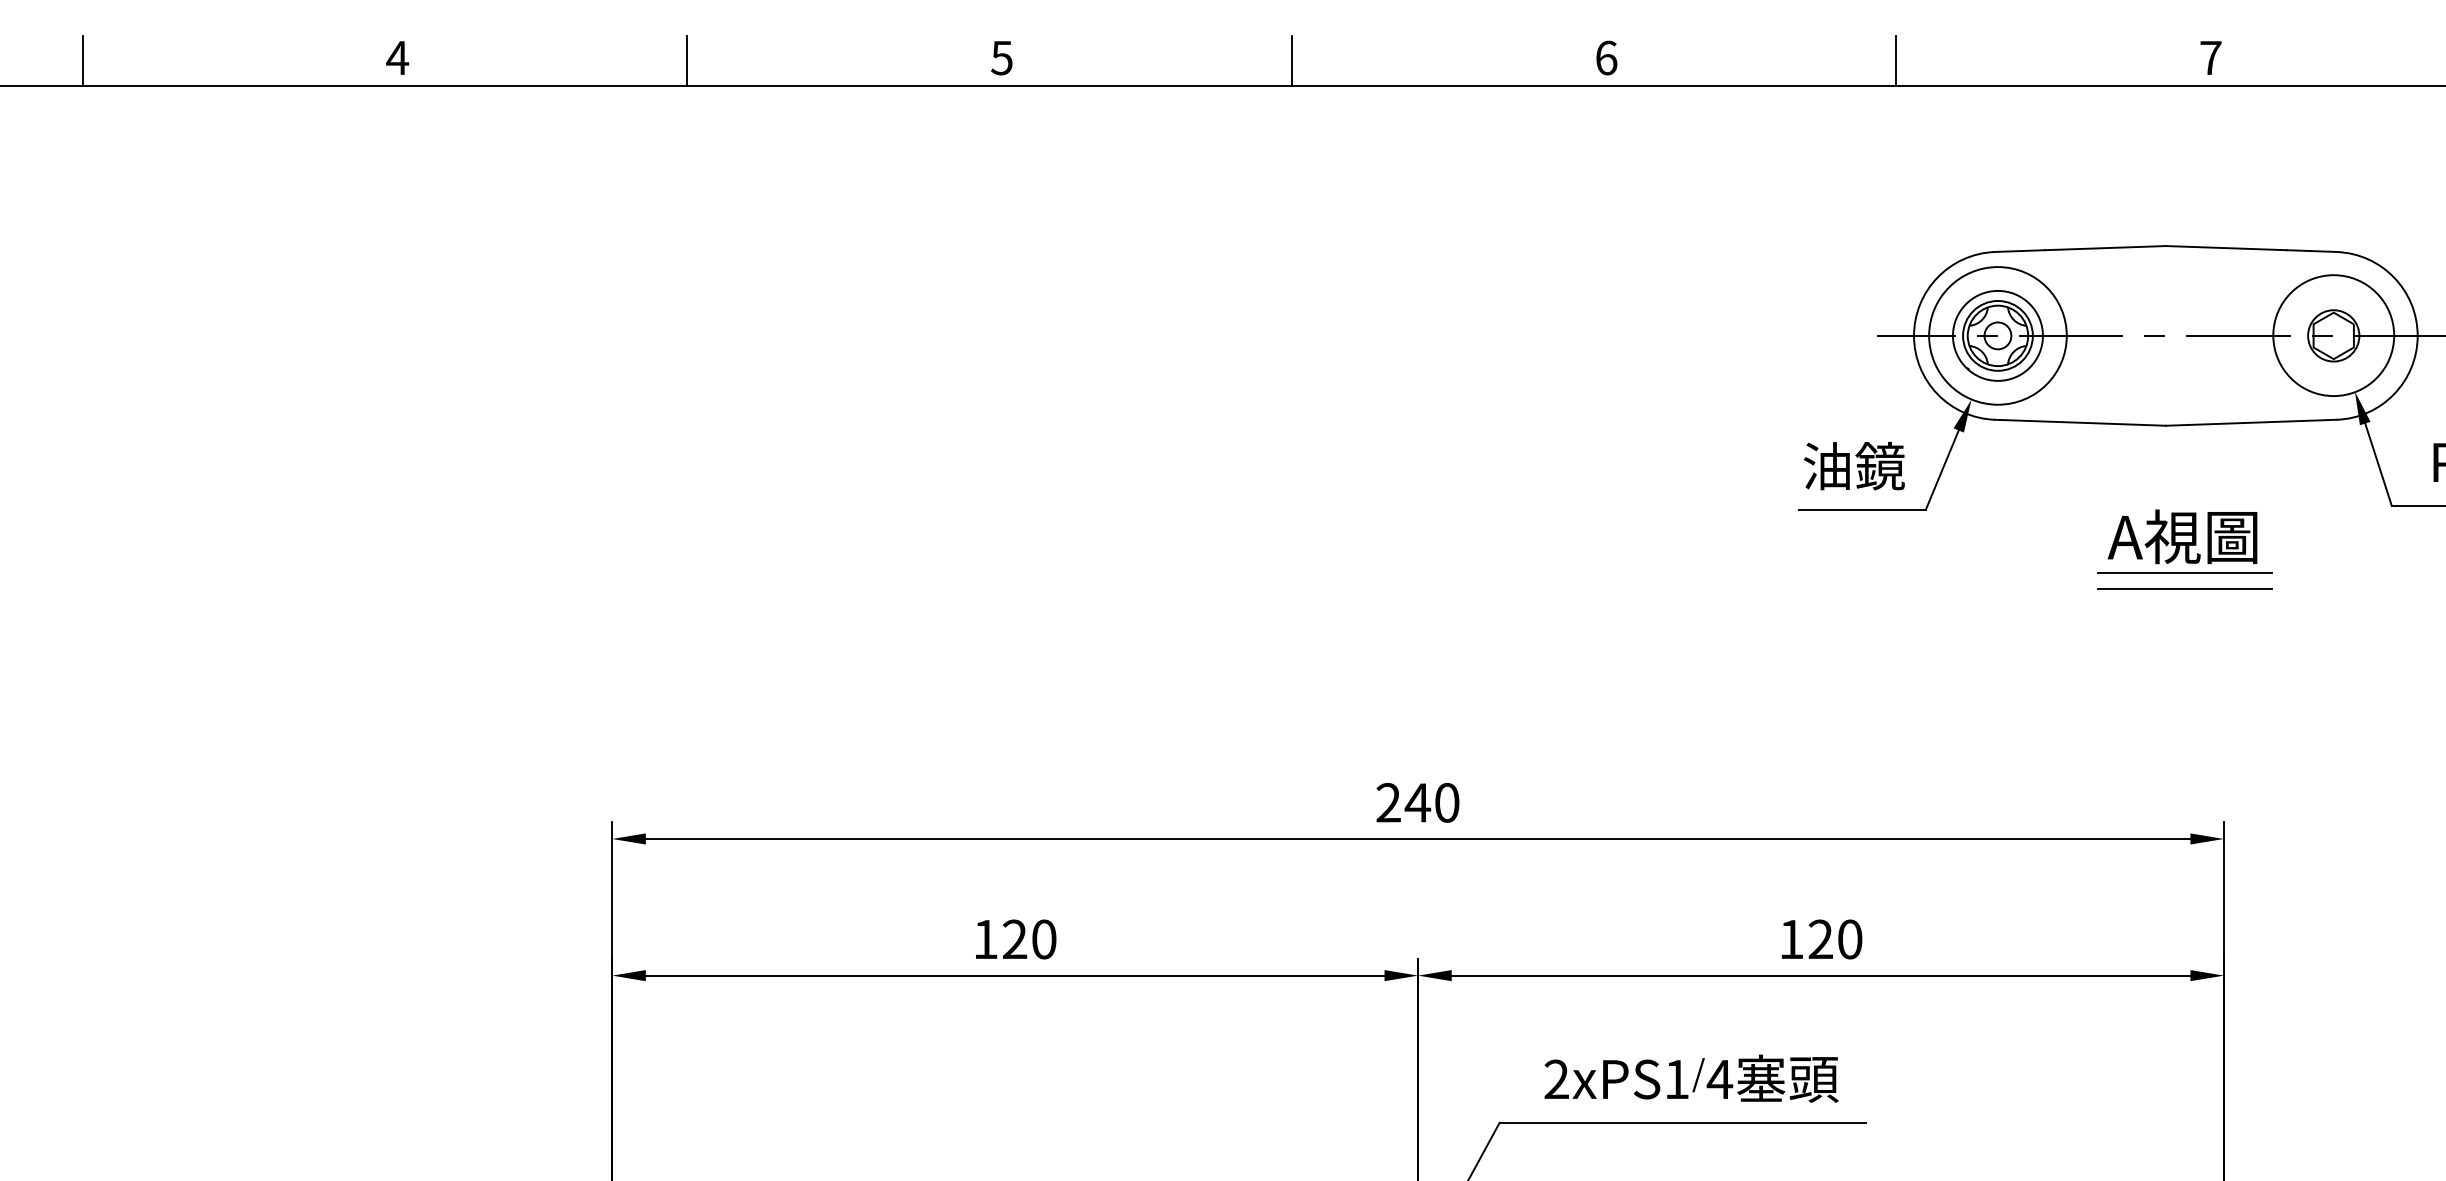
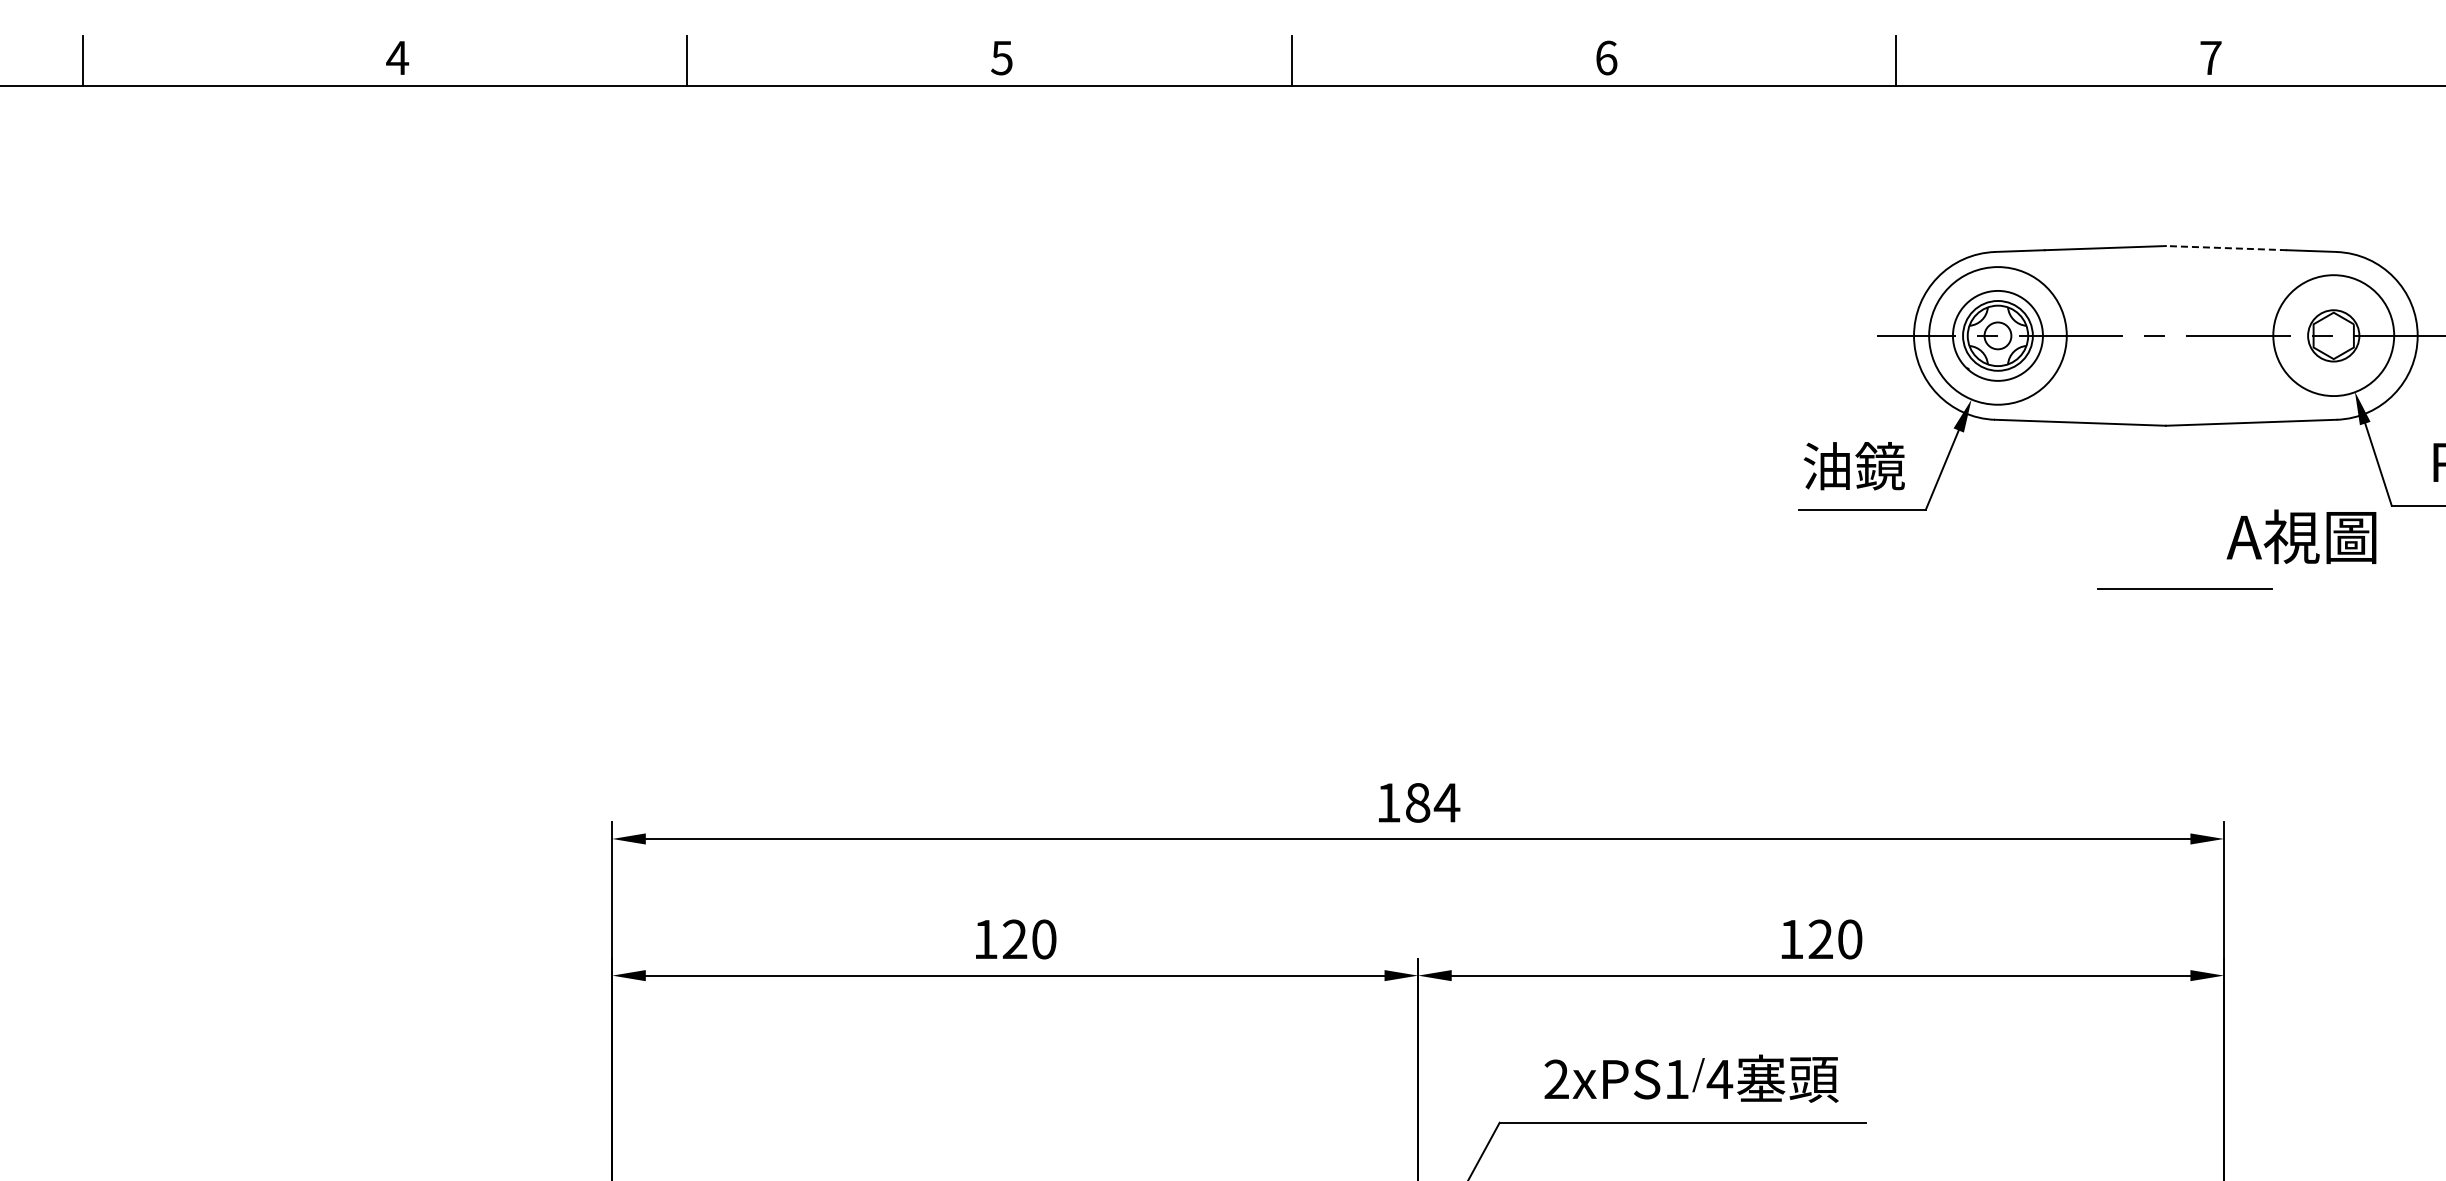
line: solid -> dashed (2226, 248)
text position: (2182, 536) -> (2301, 536) (2301, 536)
line: present -> none (2184, 572)
text: 240 -> 184 (1418, 802)
